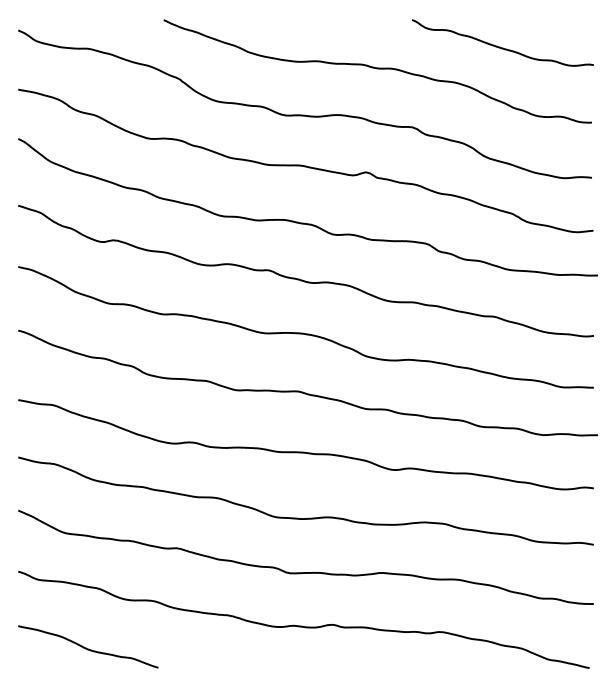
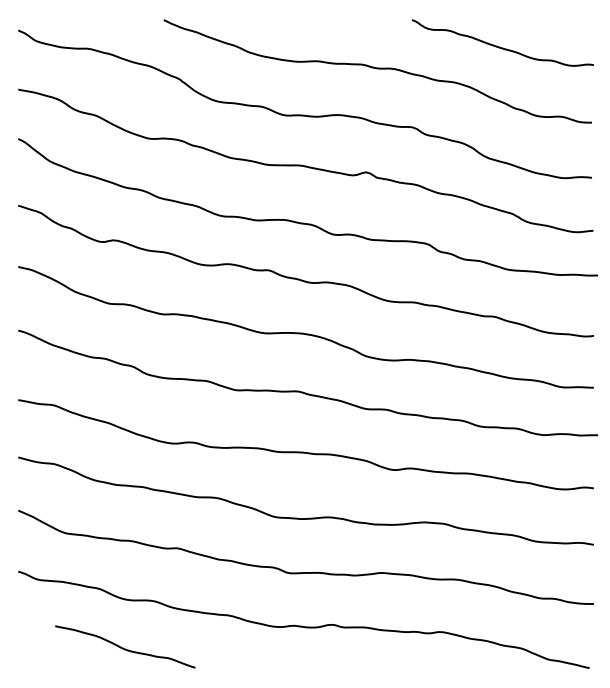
curve position: (88, 648) -> (125, 648) (125, 648)
